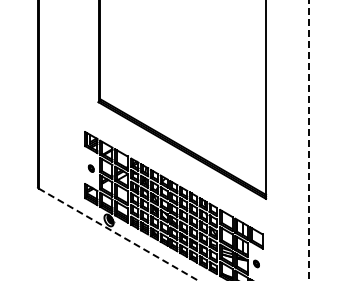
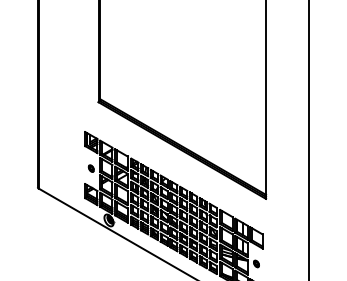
line: dashed -> solid (309, 140)
line: dashed -> solid (119, 234)
